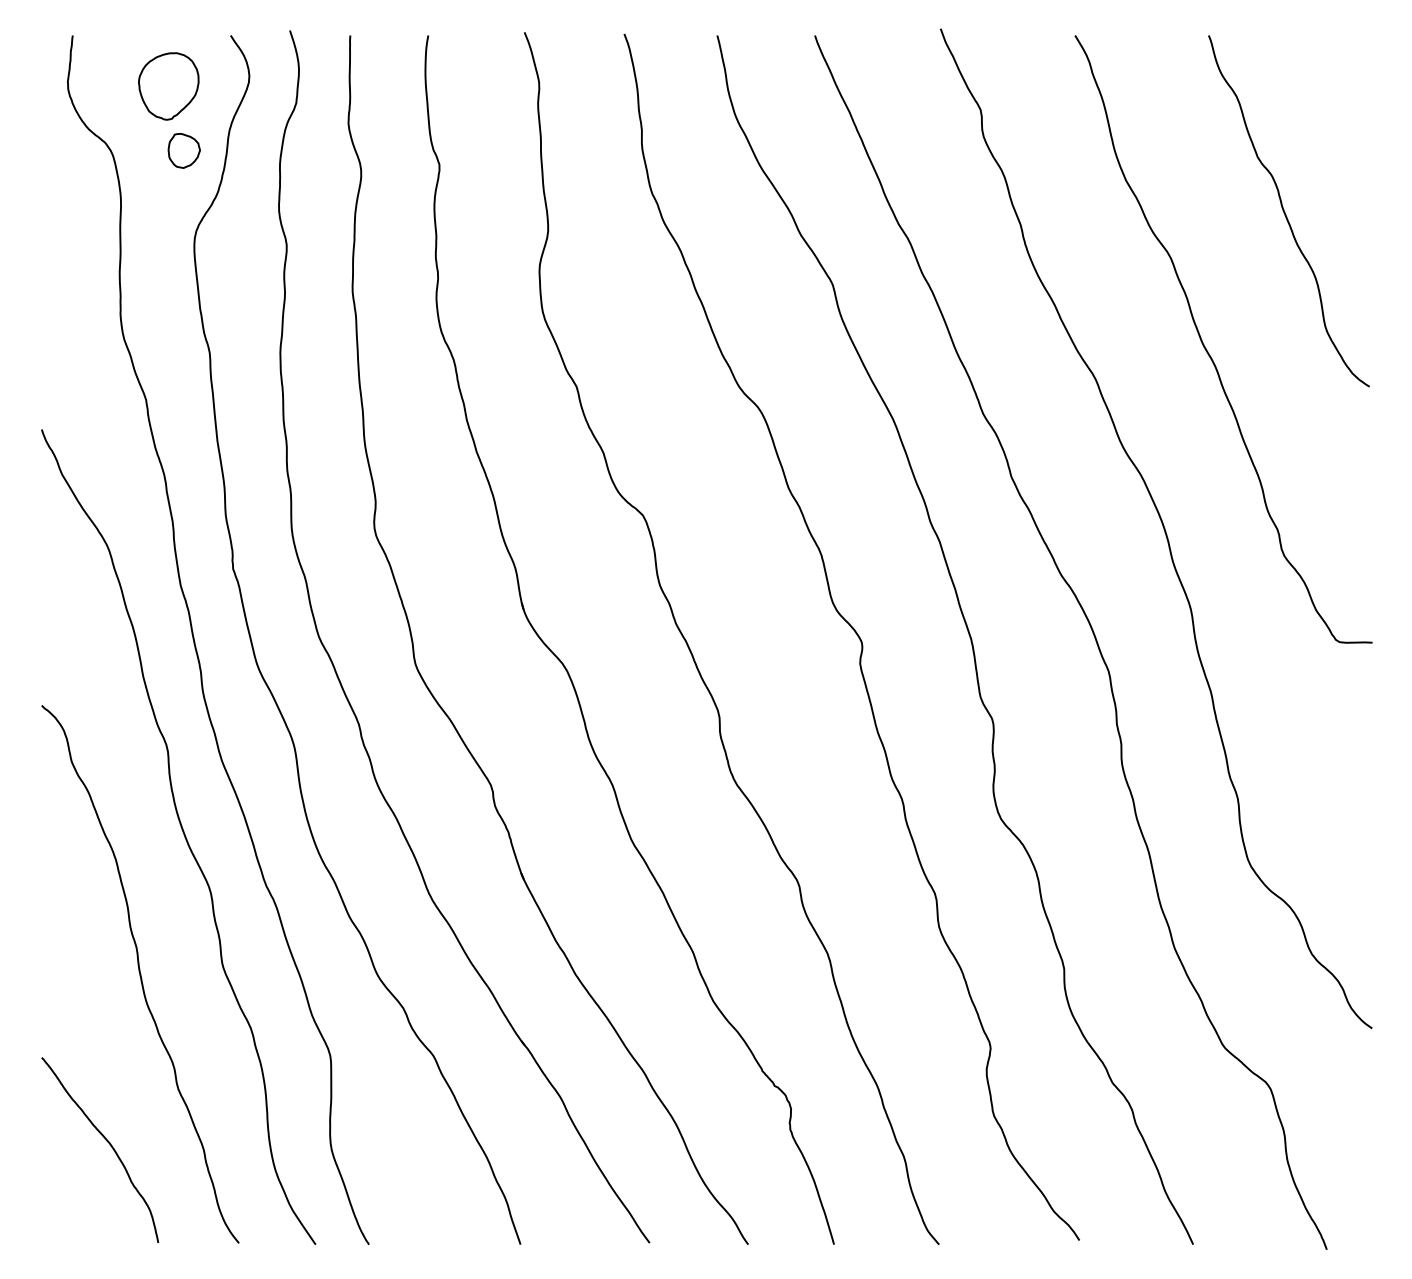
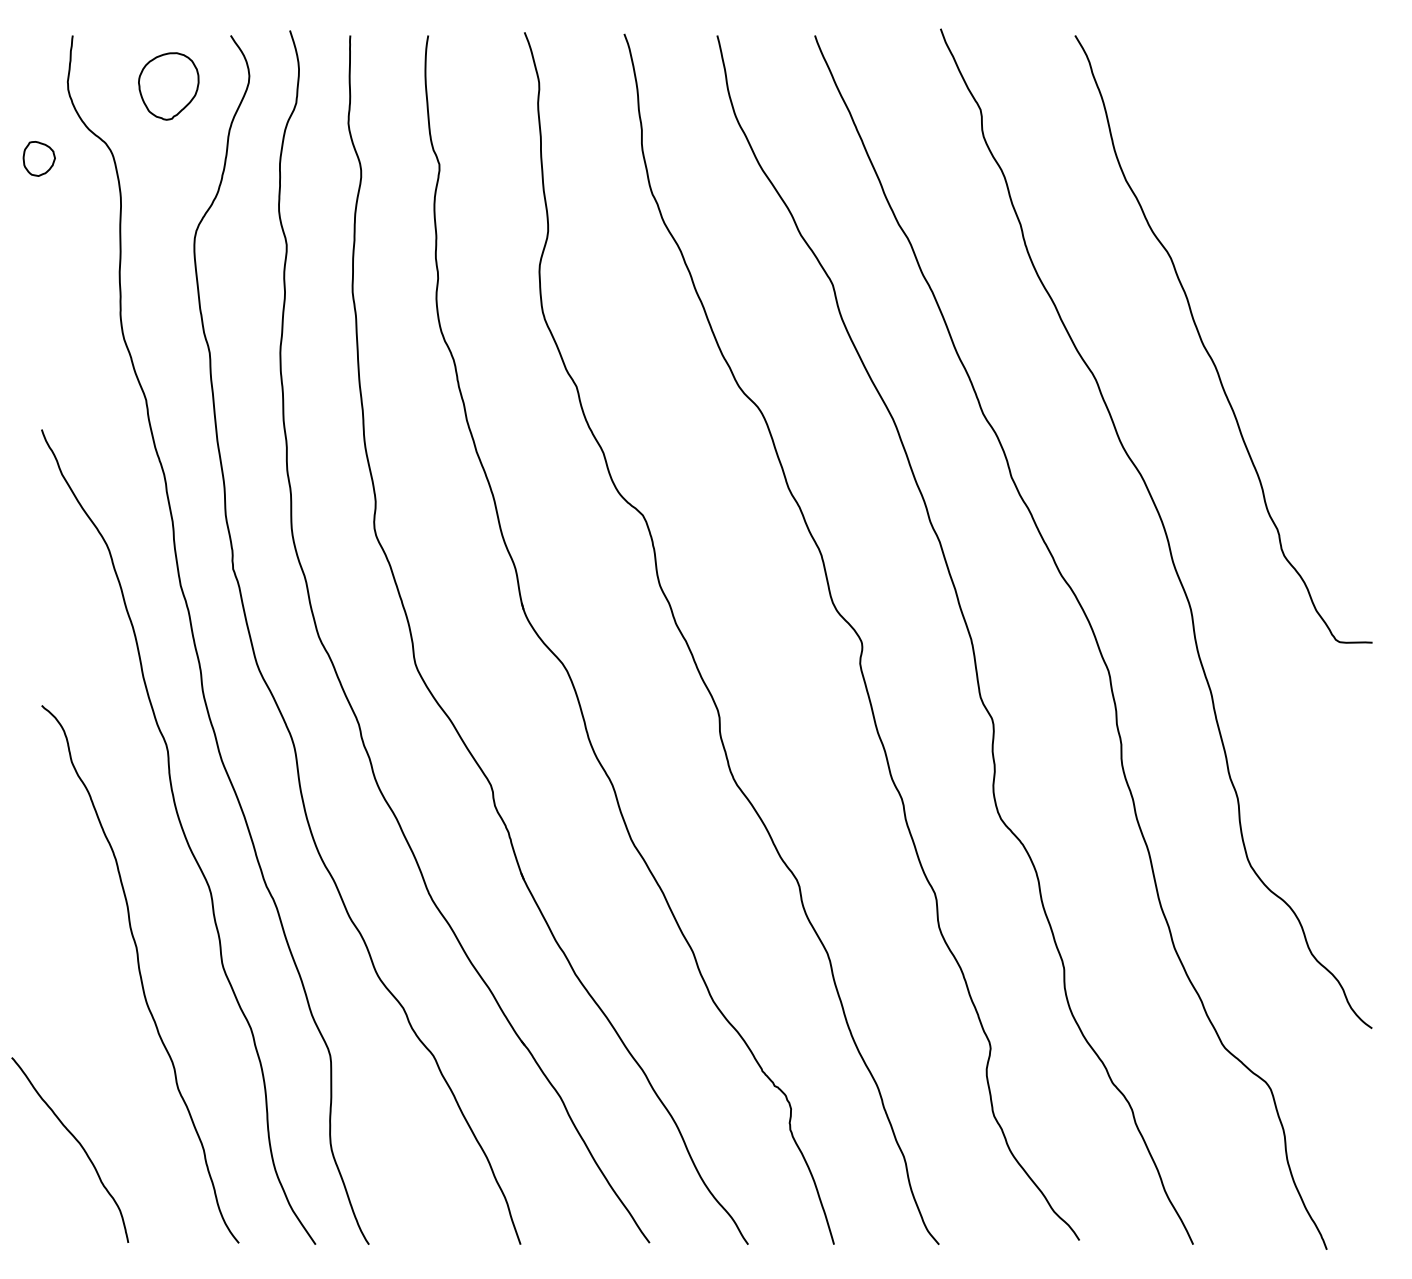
part position: (183, 150) -> (38, 158) (38, 158)
curve: present -> none (1285, 212)
curve position: (107, 1142) -> (77, 1142) (77, 1142)
